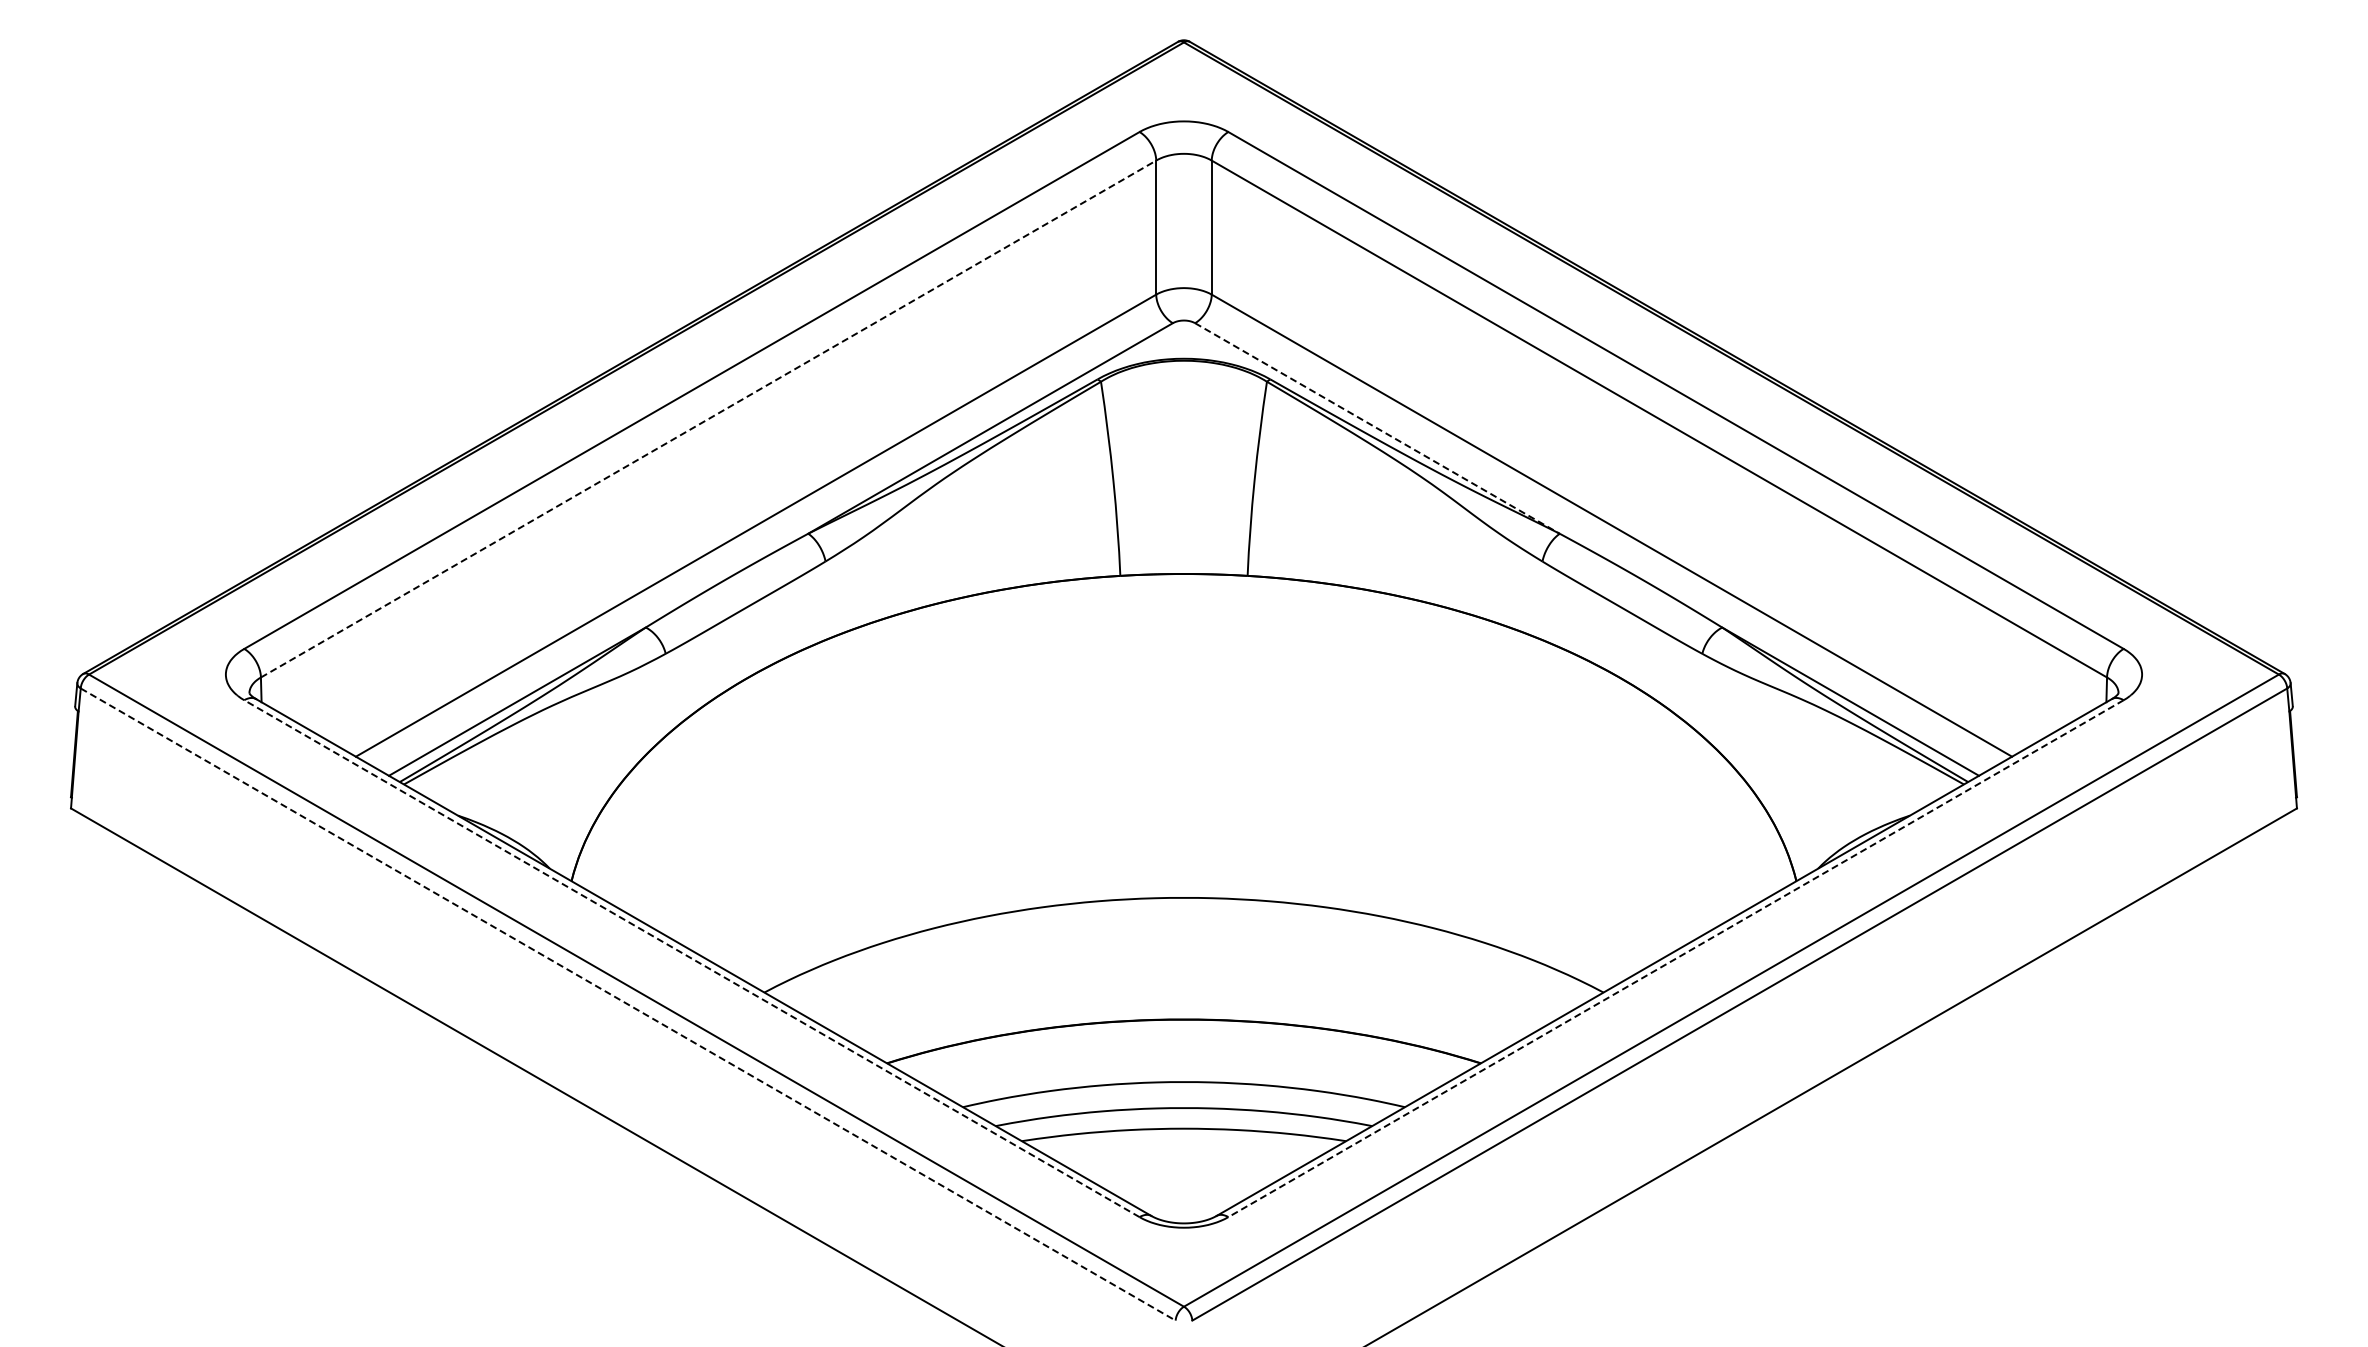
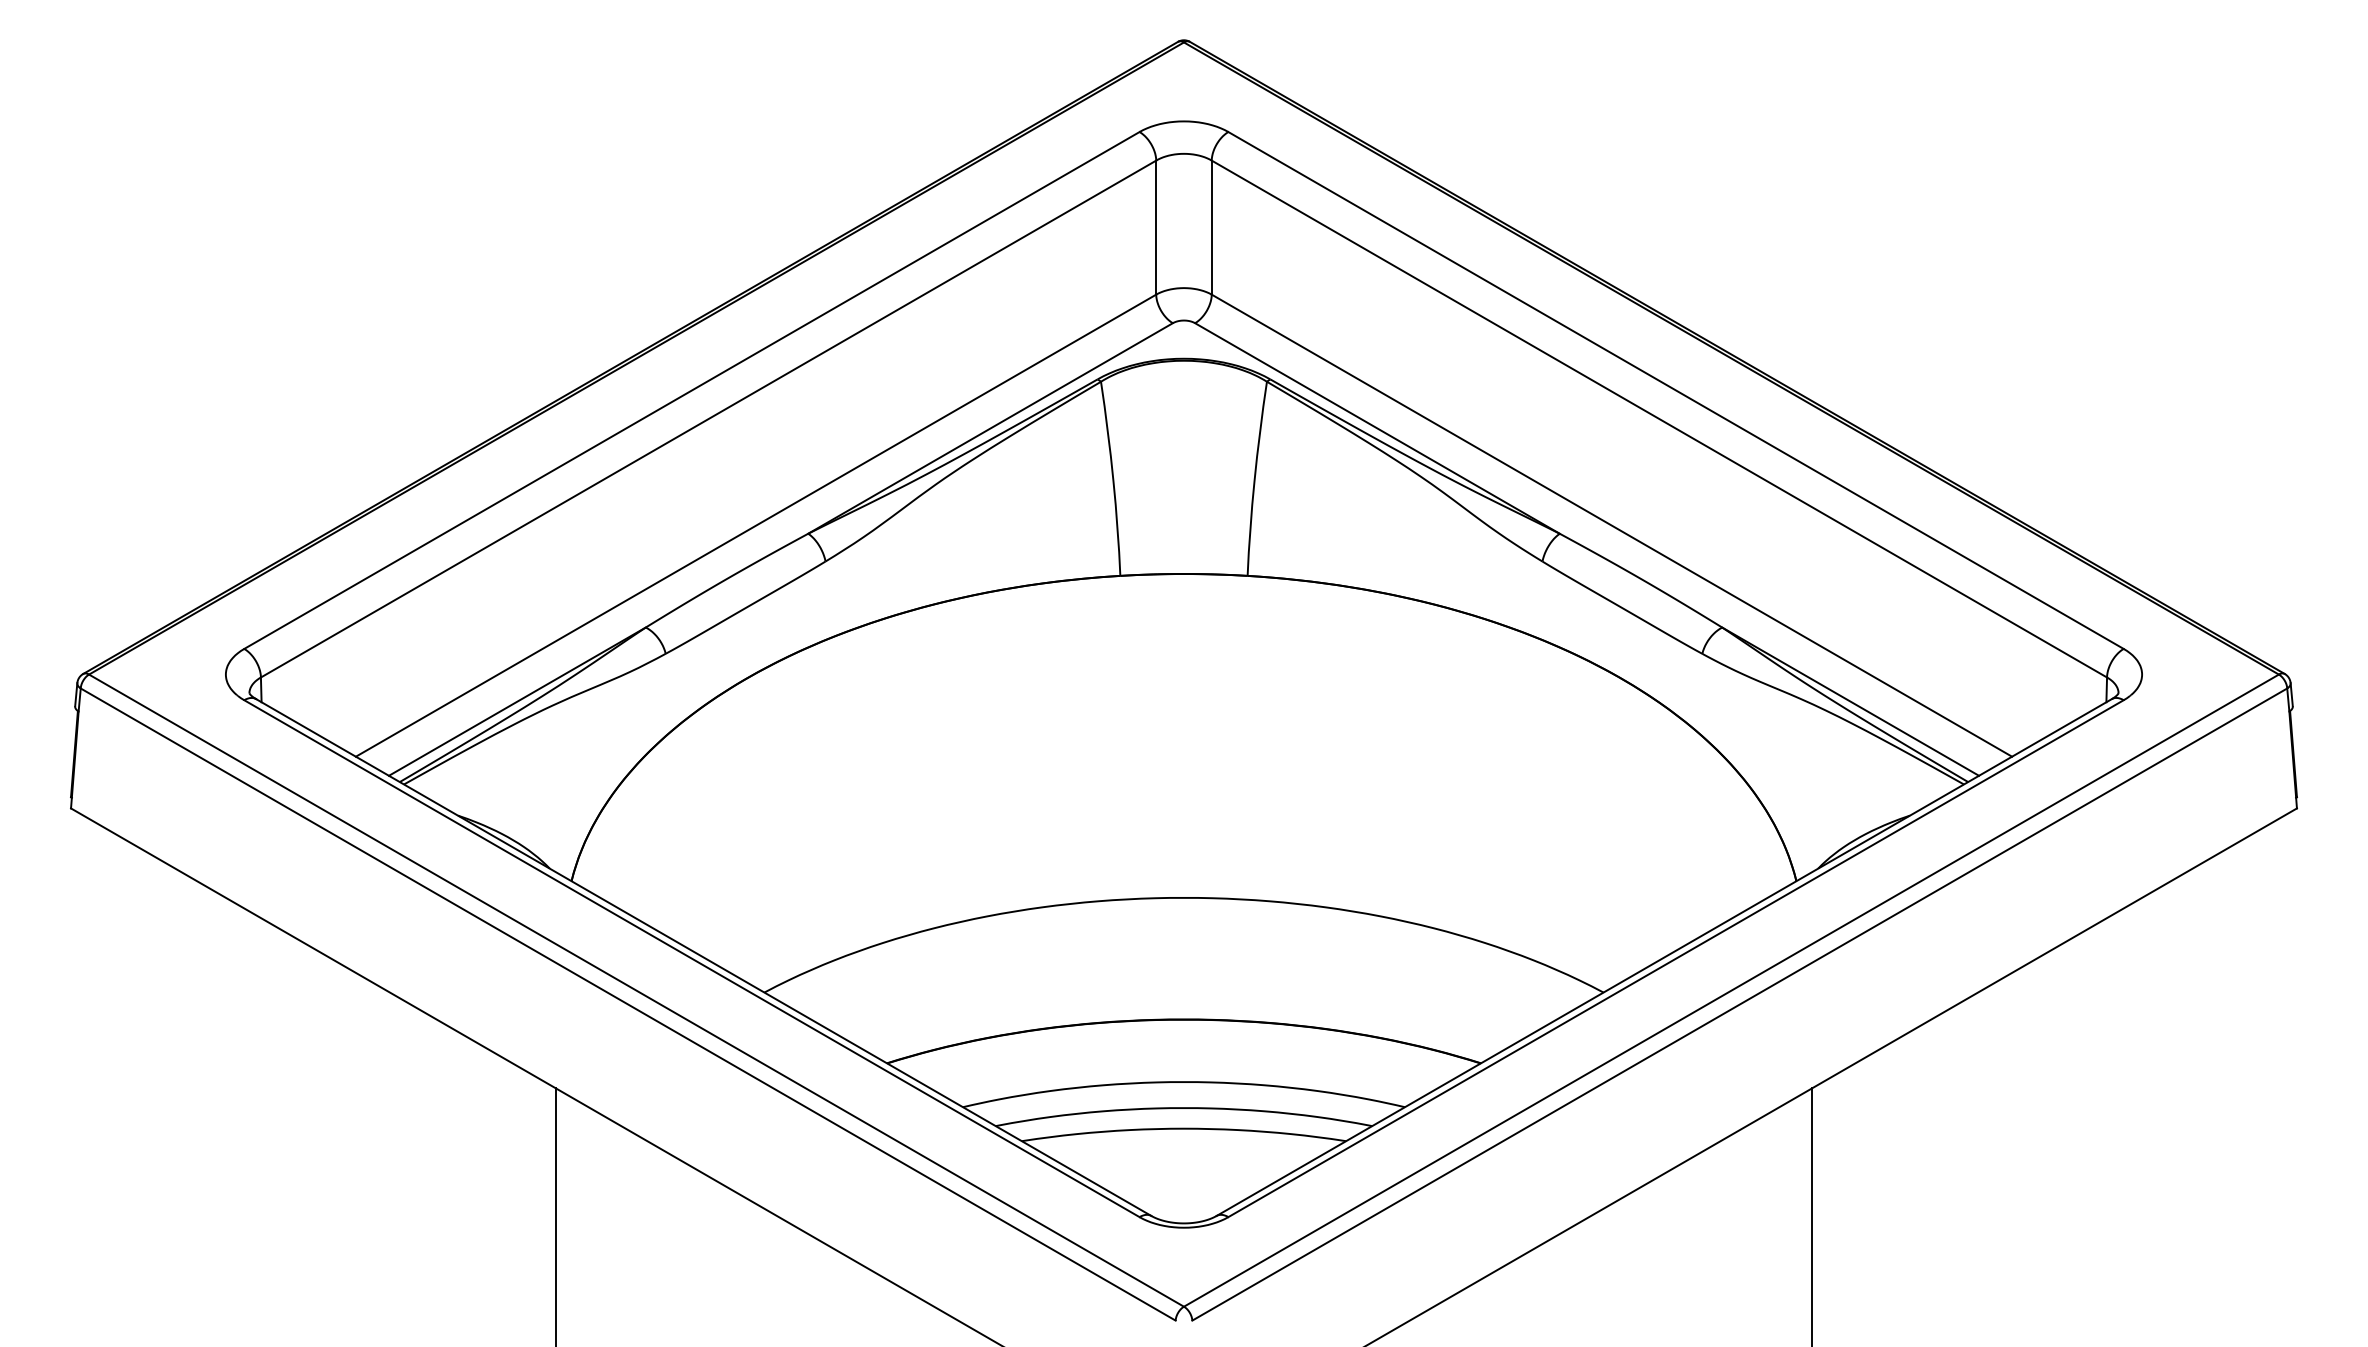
line: dashed -> solid (708, 419)
line: dashed -> solid (1377, 428)
line: dashed -> solid (691, 958)
line: dashed -> solid (1676, 958)
line: dashed -> solid (628, 1004)
line: none -> present (555, 1215)
line: none -> present (1812, 1215)
